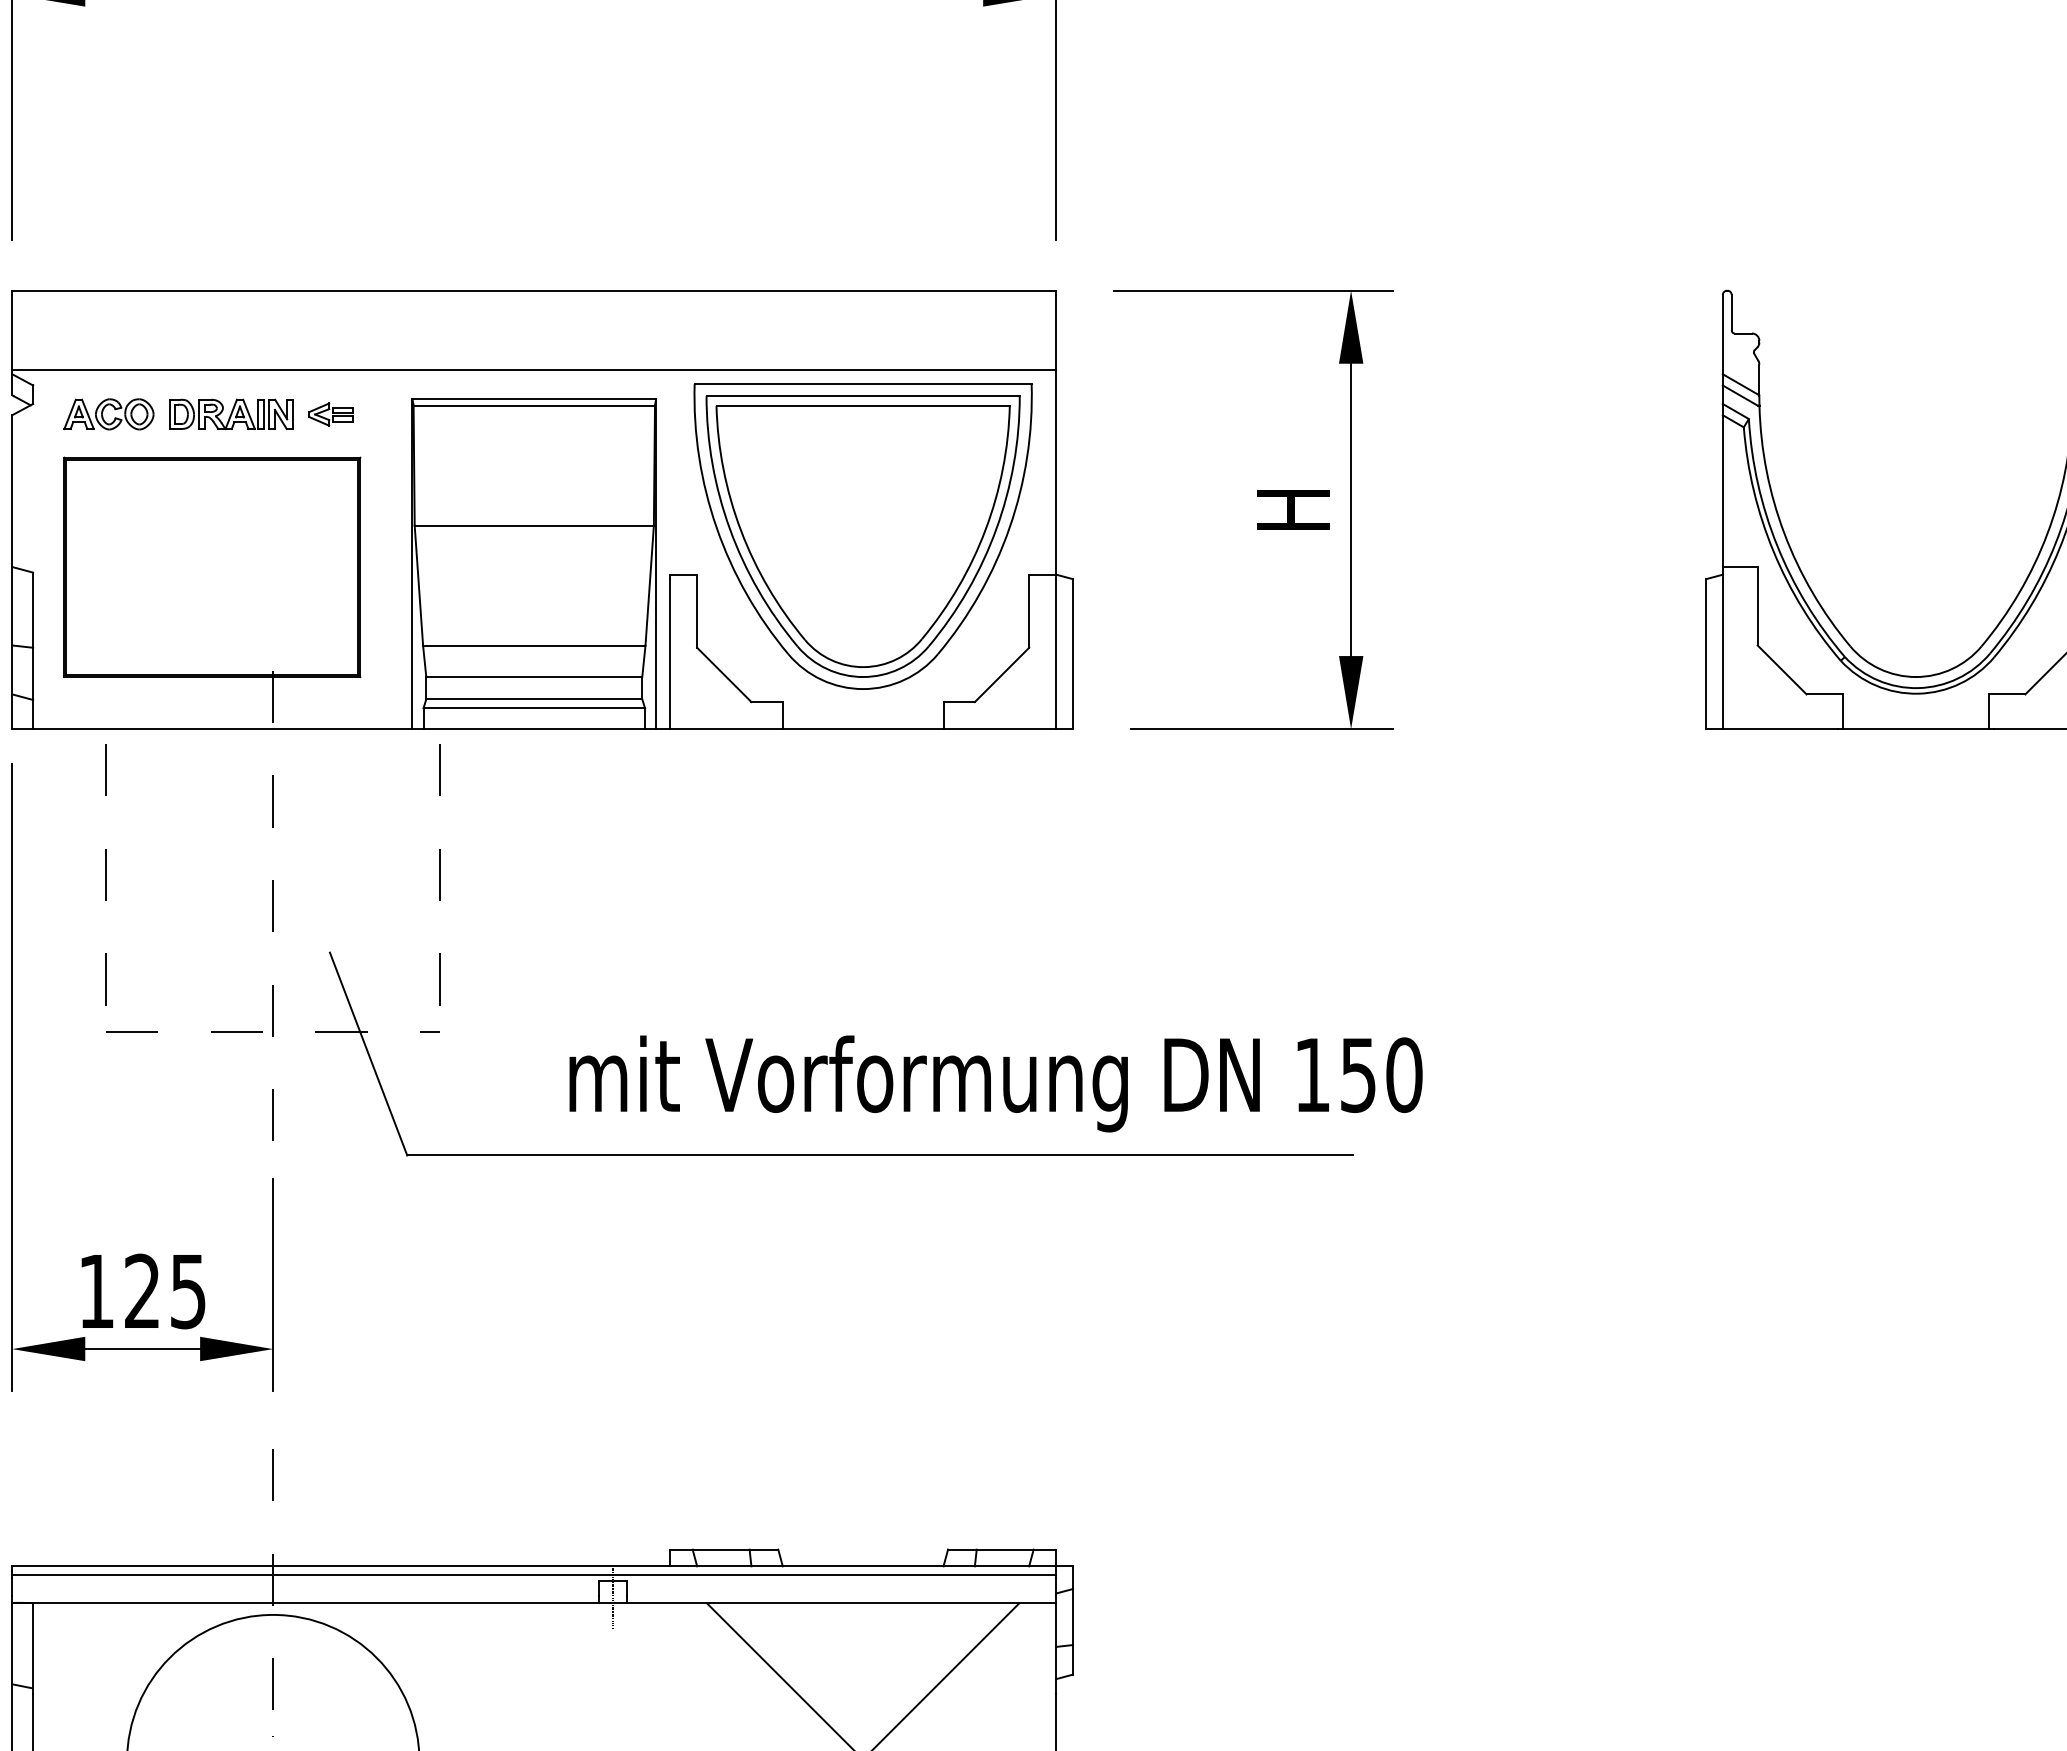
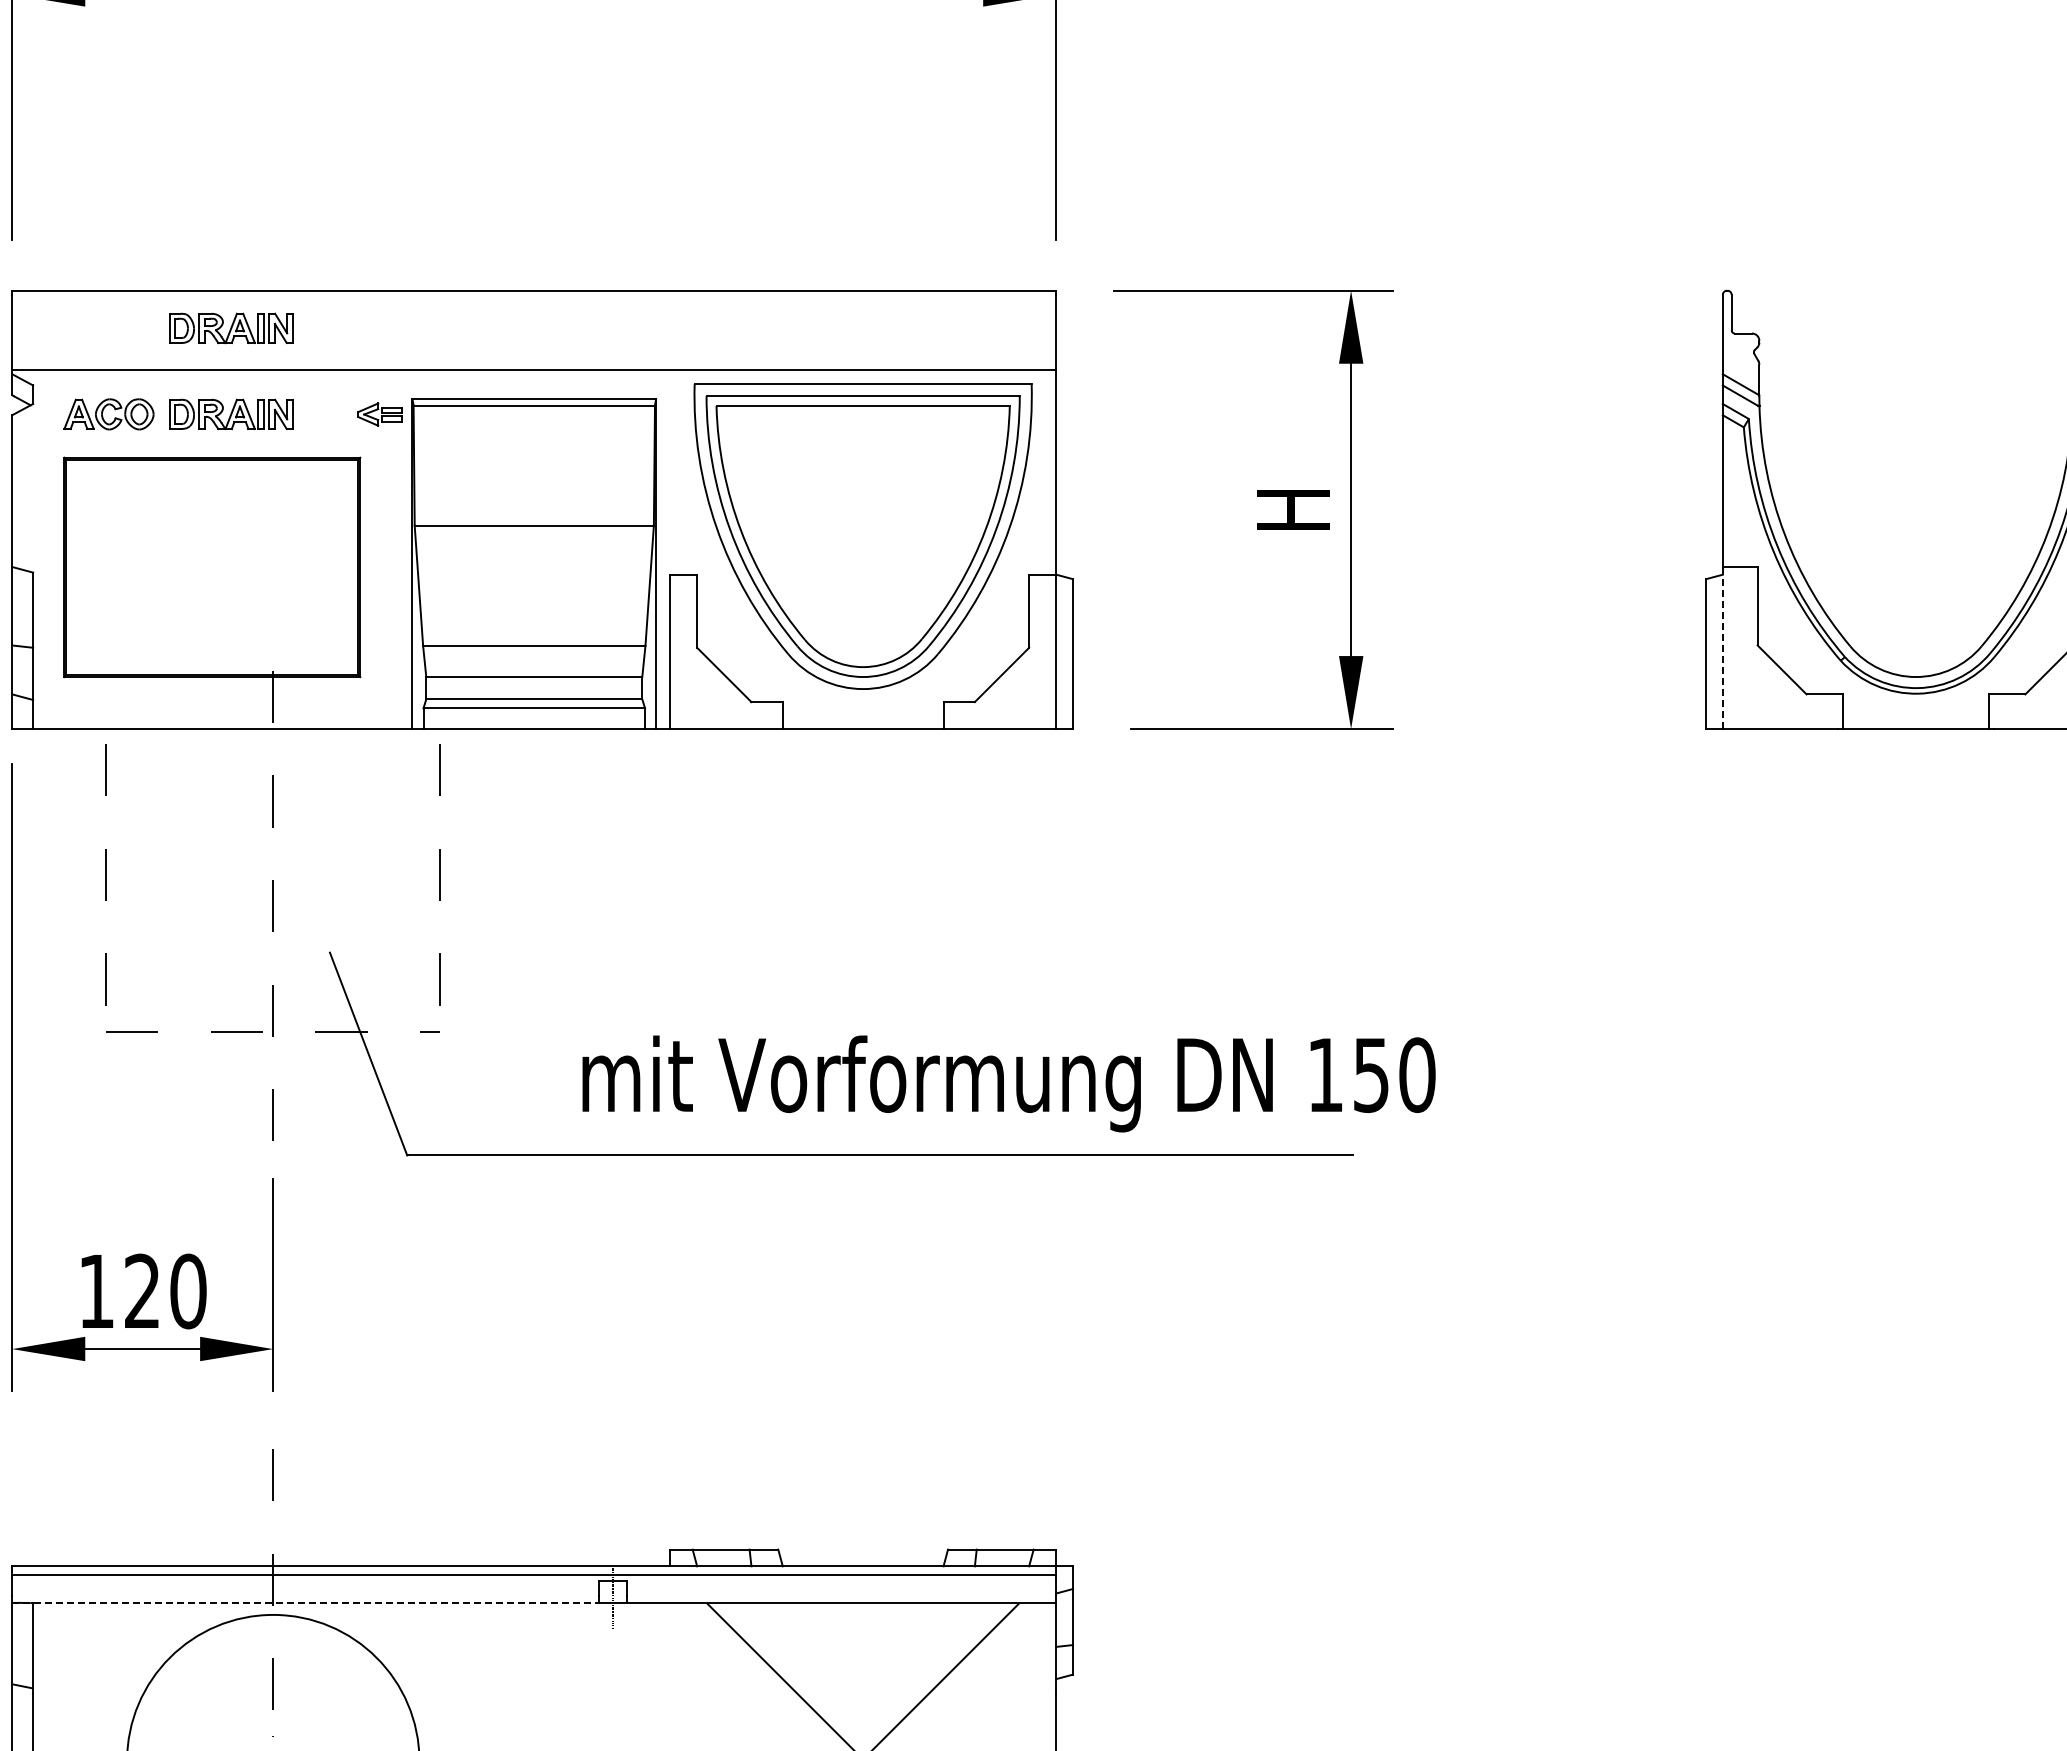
part: none -> present (231, 328)
part position: (330, 414) -> (379, 414) (379, 414)
line: solid -> dashed (1722, 650)
text position: (995, 1083) -> (1008, 1083) (1008, 1083)
text: 125 -> 120 (188, 1291)
line: solid -> dashed (305, 1602)
